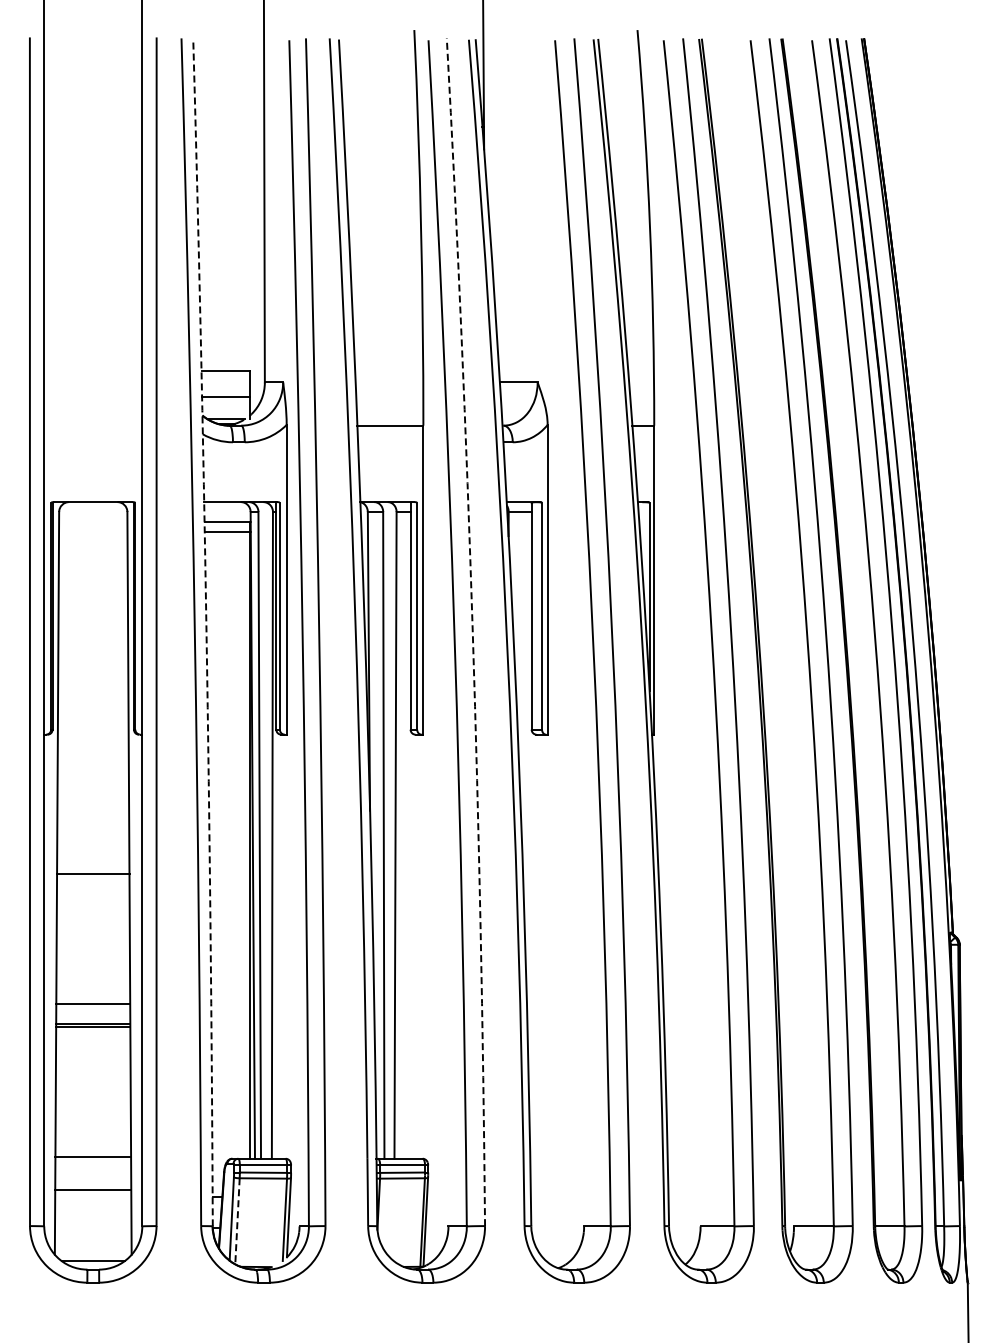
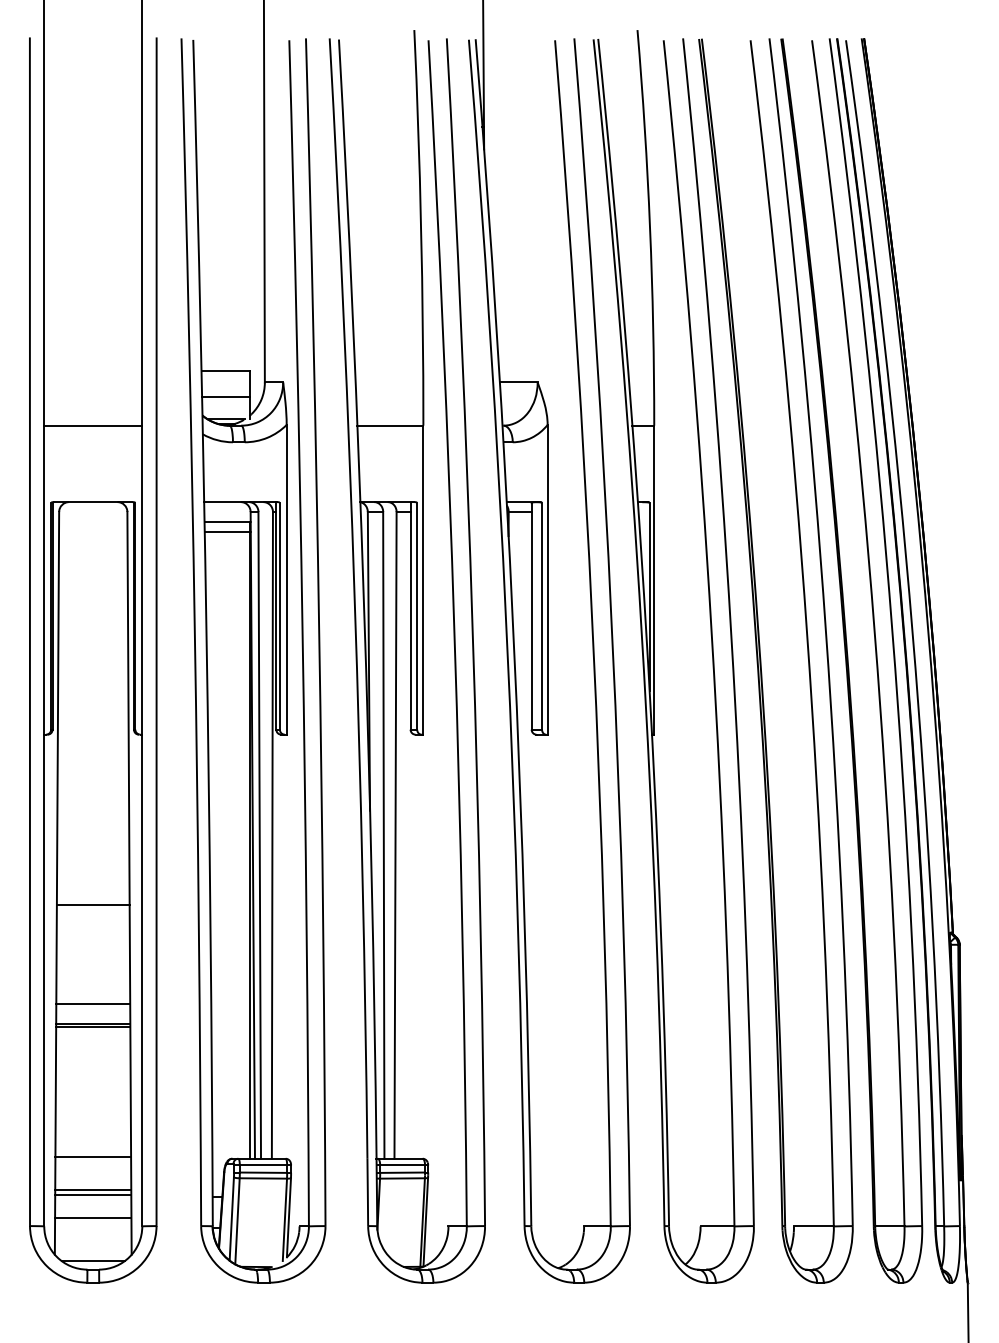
line: none -> present (93, 425)
arc: dashed -> solid (472, 632)
arc: dashed -> solid (206, 633)
line position: (92, 873) -> (92, 904) (92, 904)
line: none -> present (93, 1194)
line: none -> present (93, 1218)
line: dashed -> solid (237, 1221)
